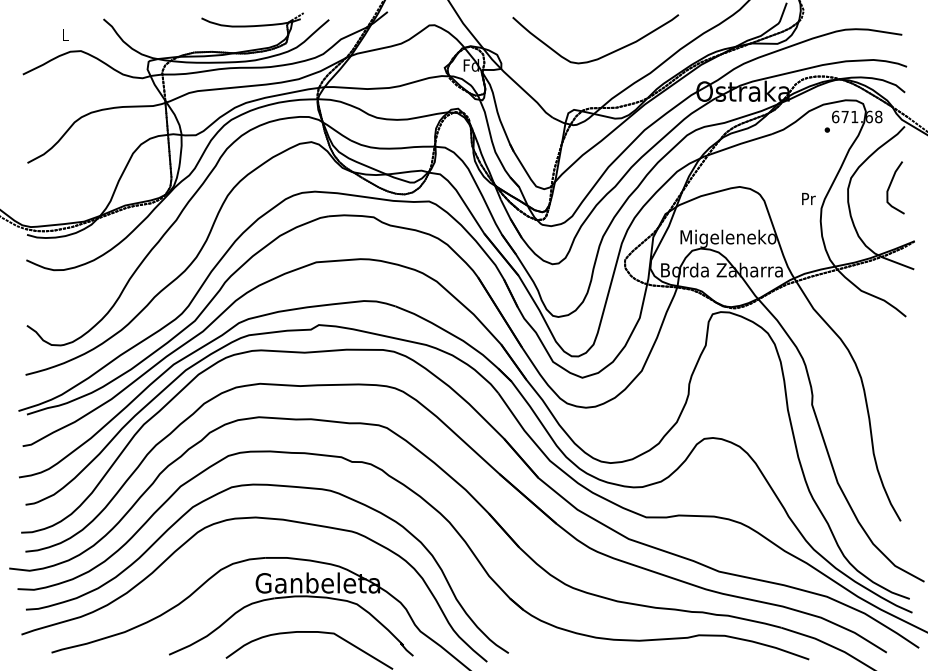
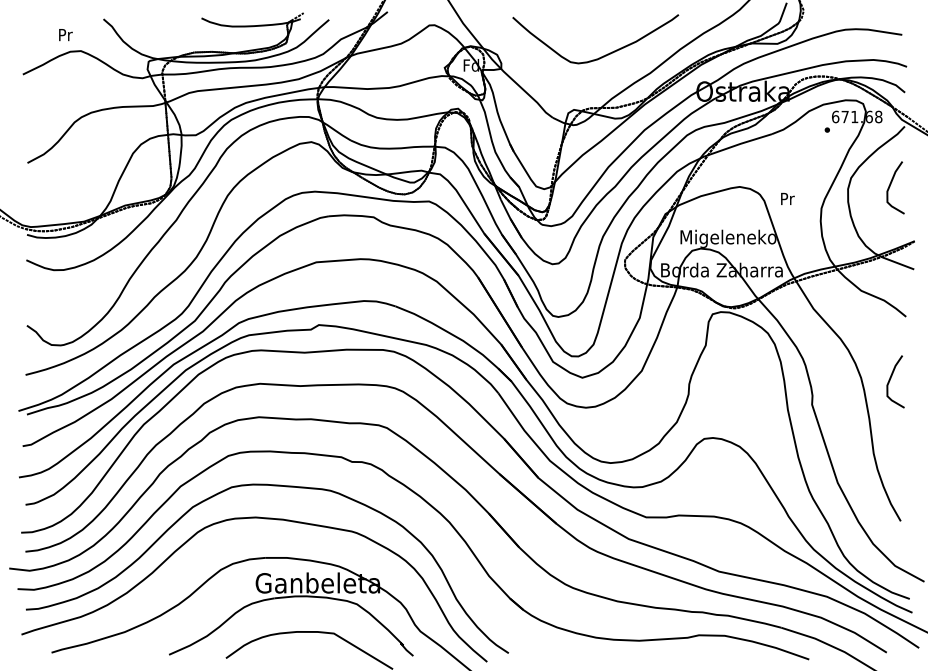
text: L -> Pr (65, 35)
text position: (808, 198) -> (787, 198) (787, 198)
curve: none -> present (891, 378)
